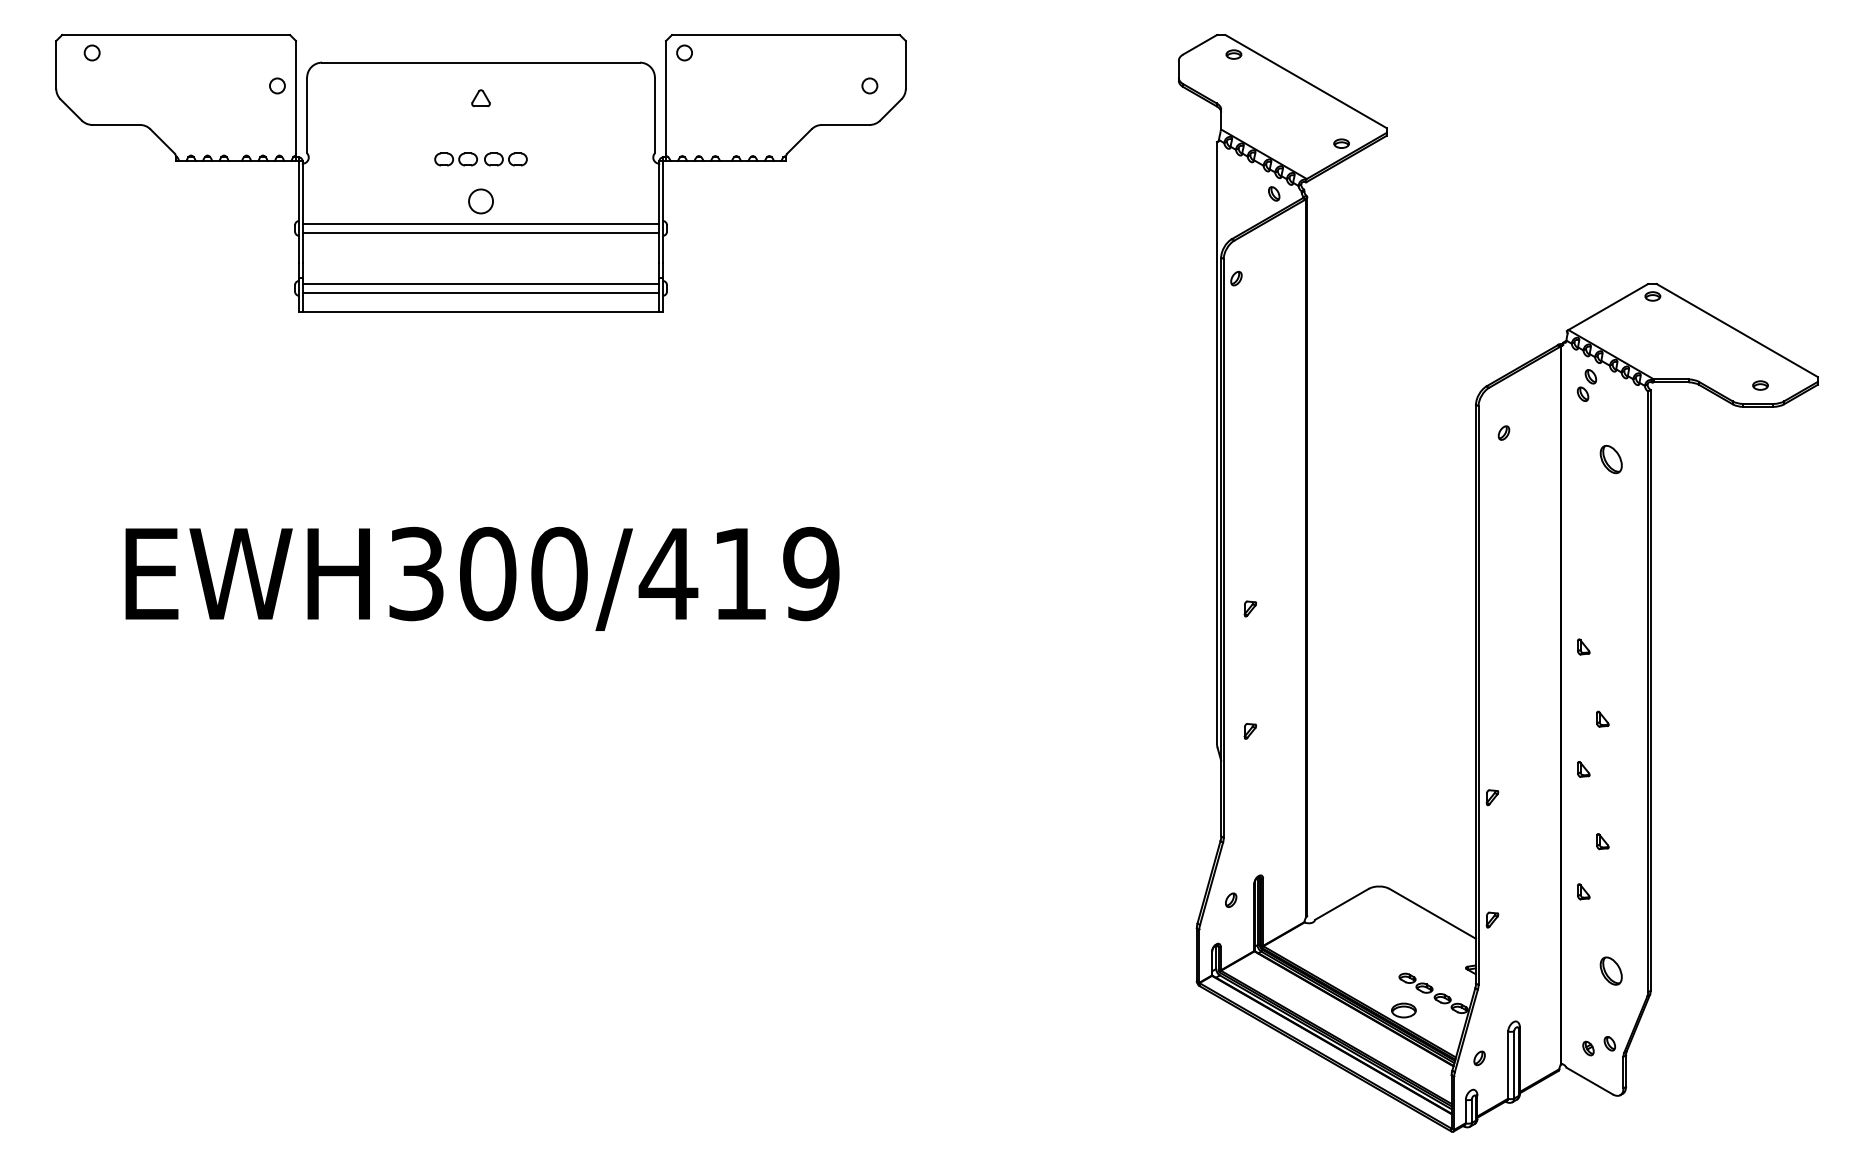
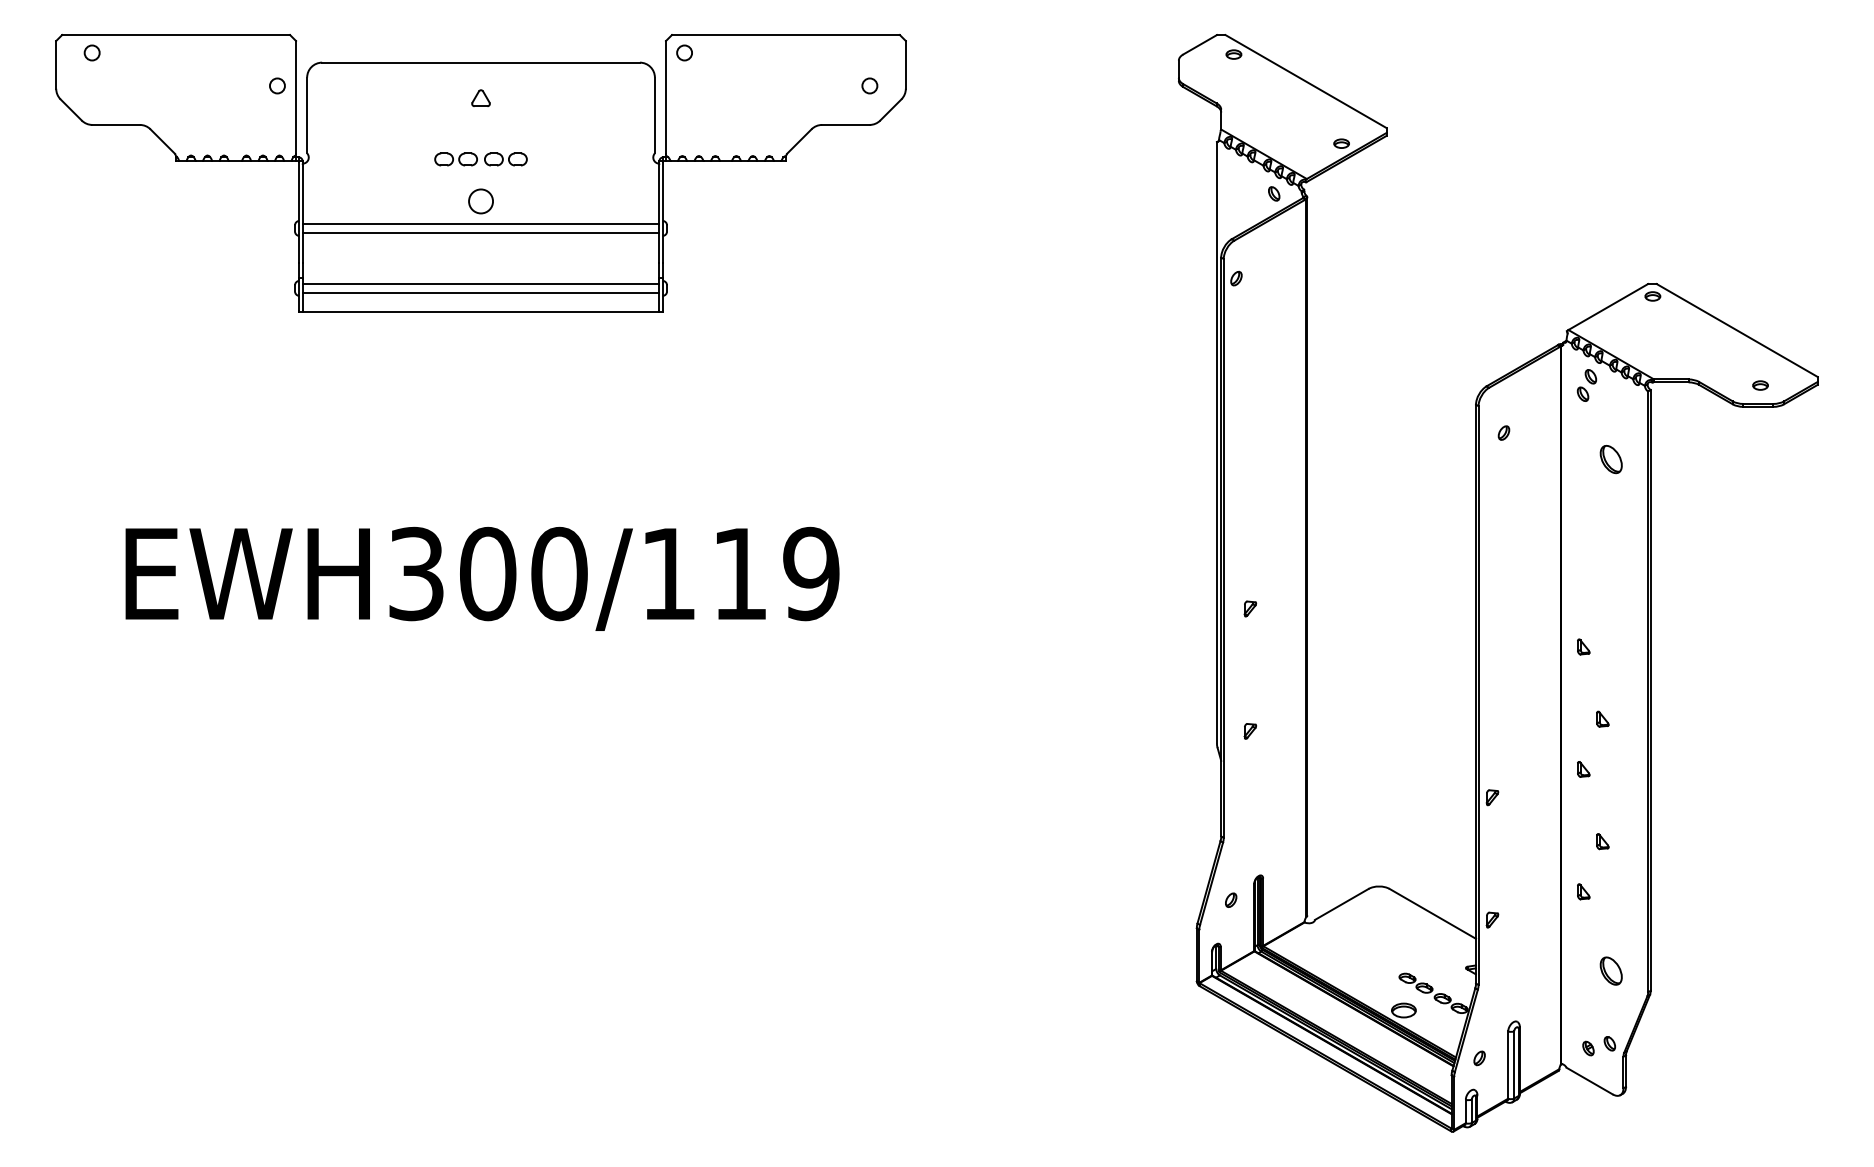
text: EWH300/419 -> EWH300/119 (668, 573)
